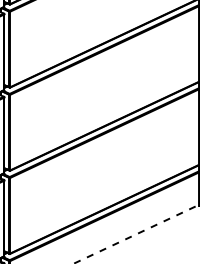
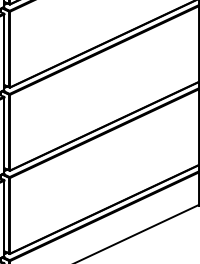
line: dashed -> solid (136, 234)
